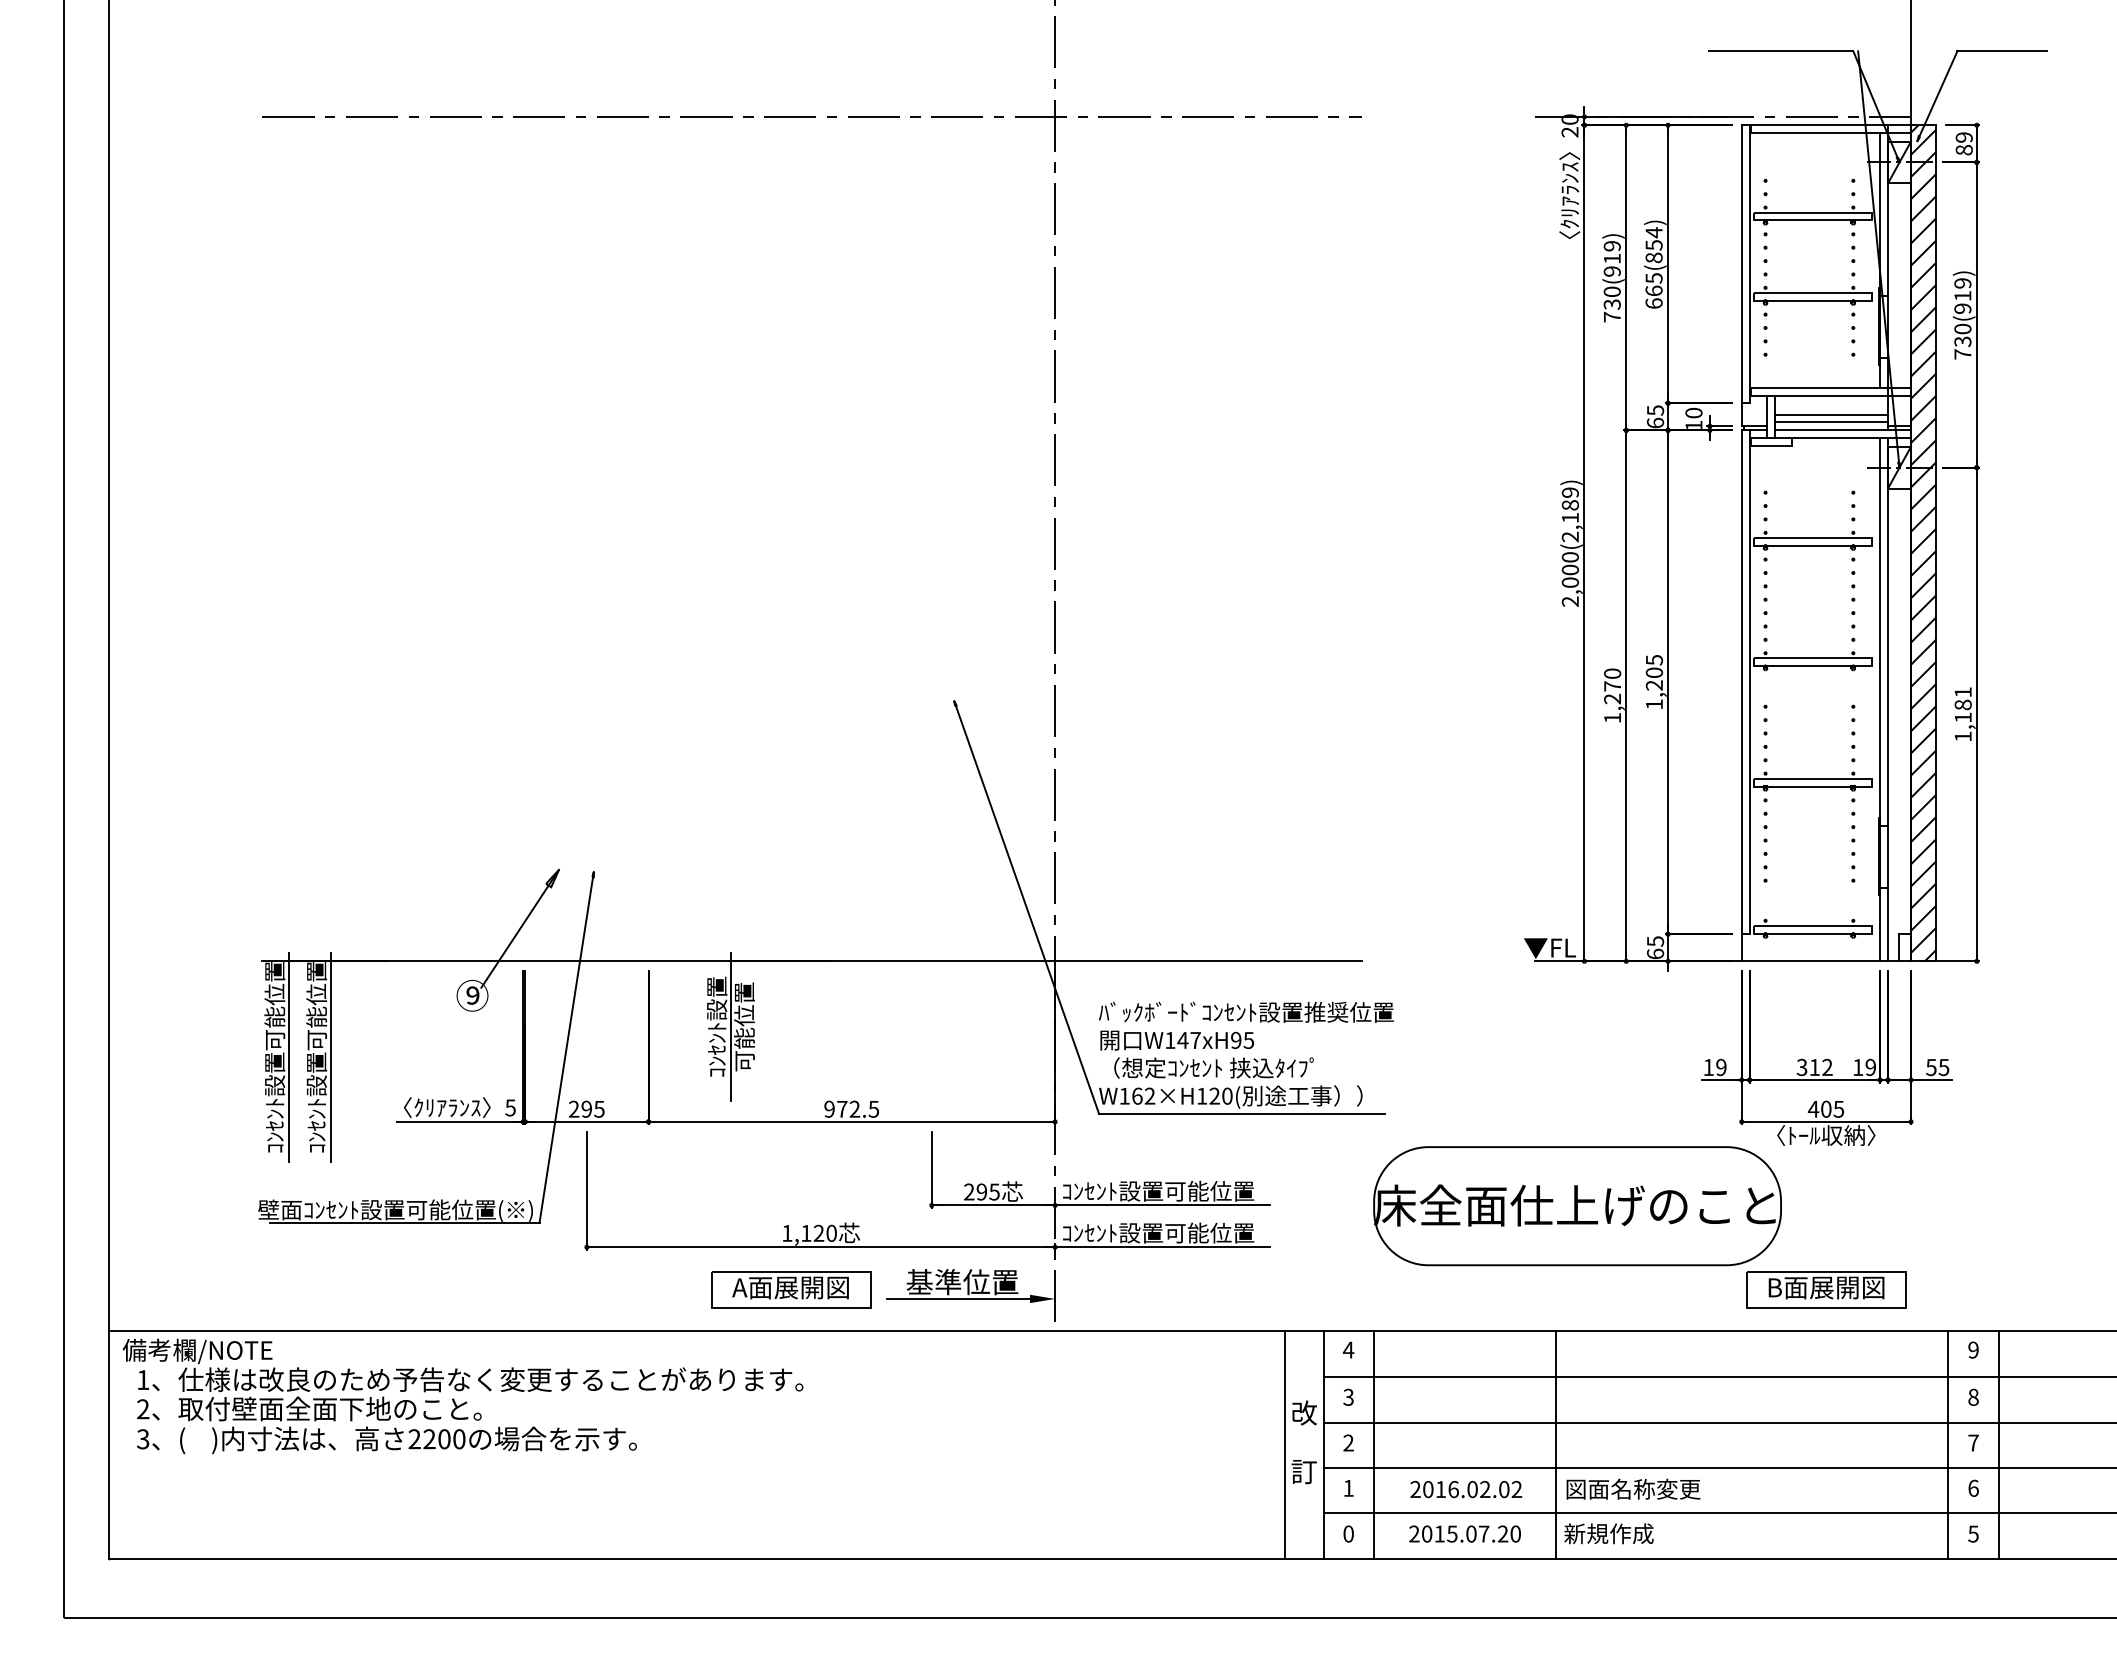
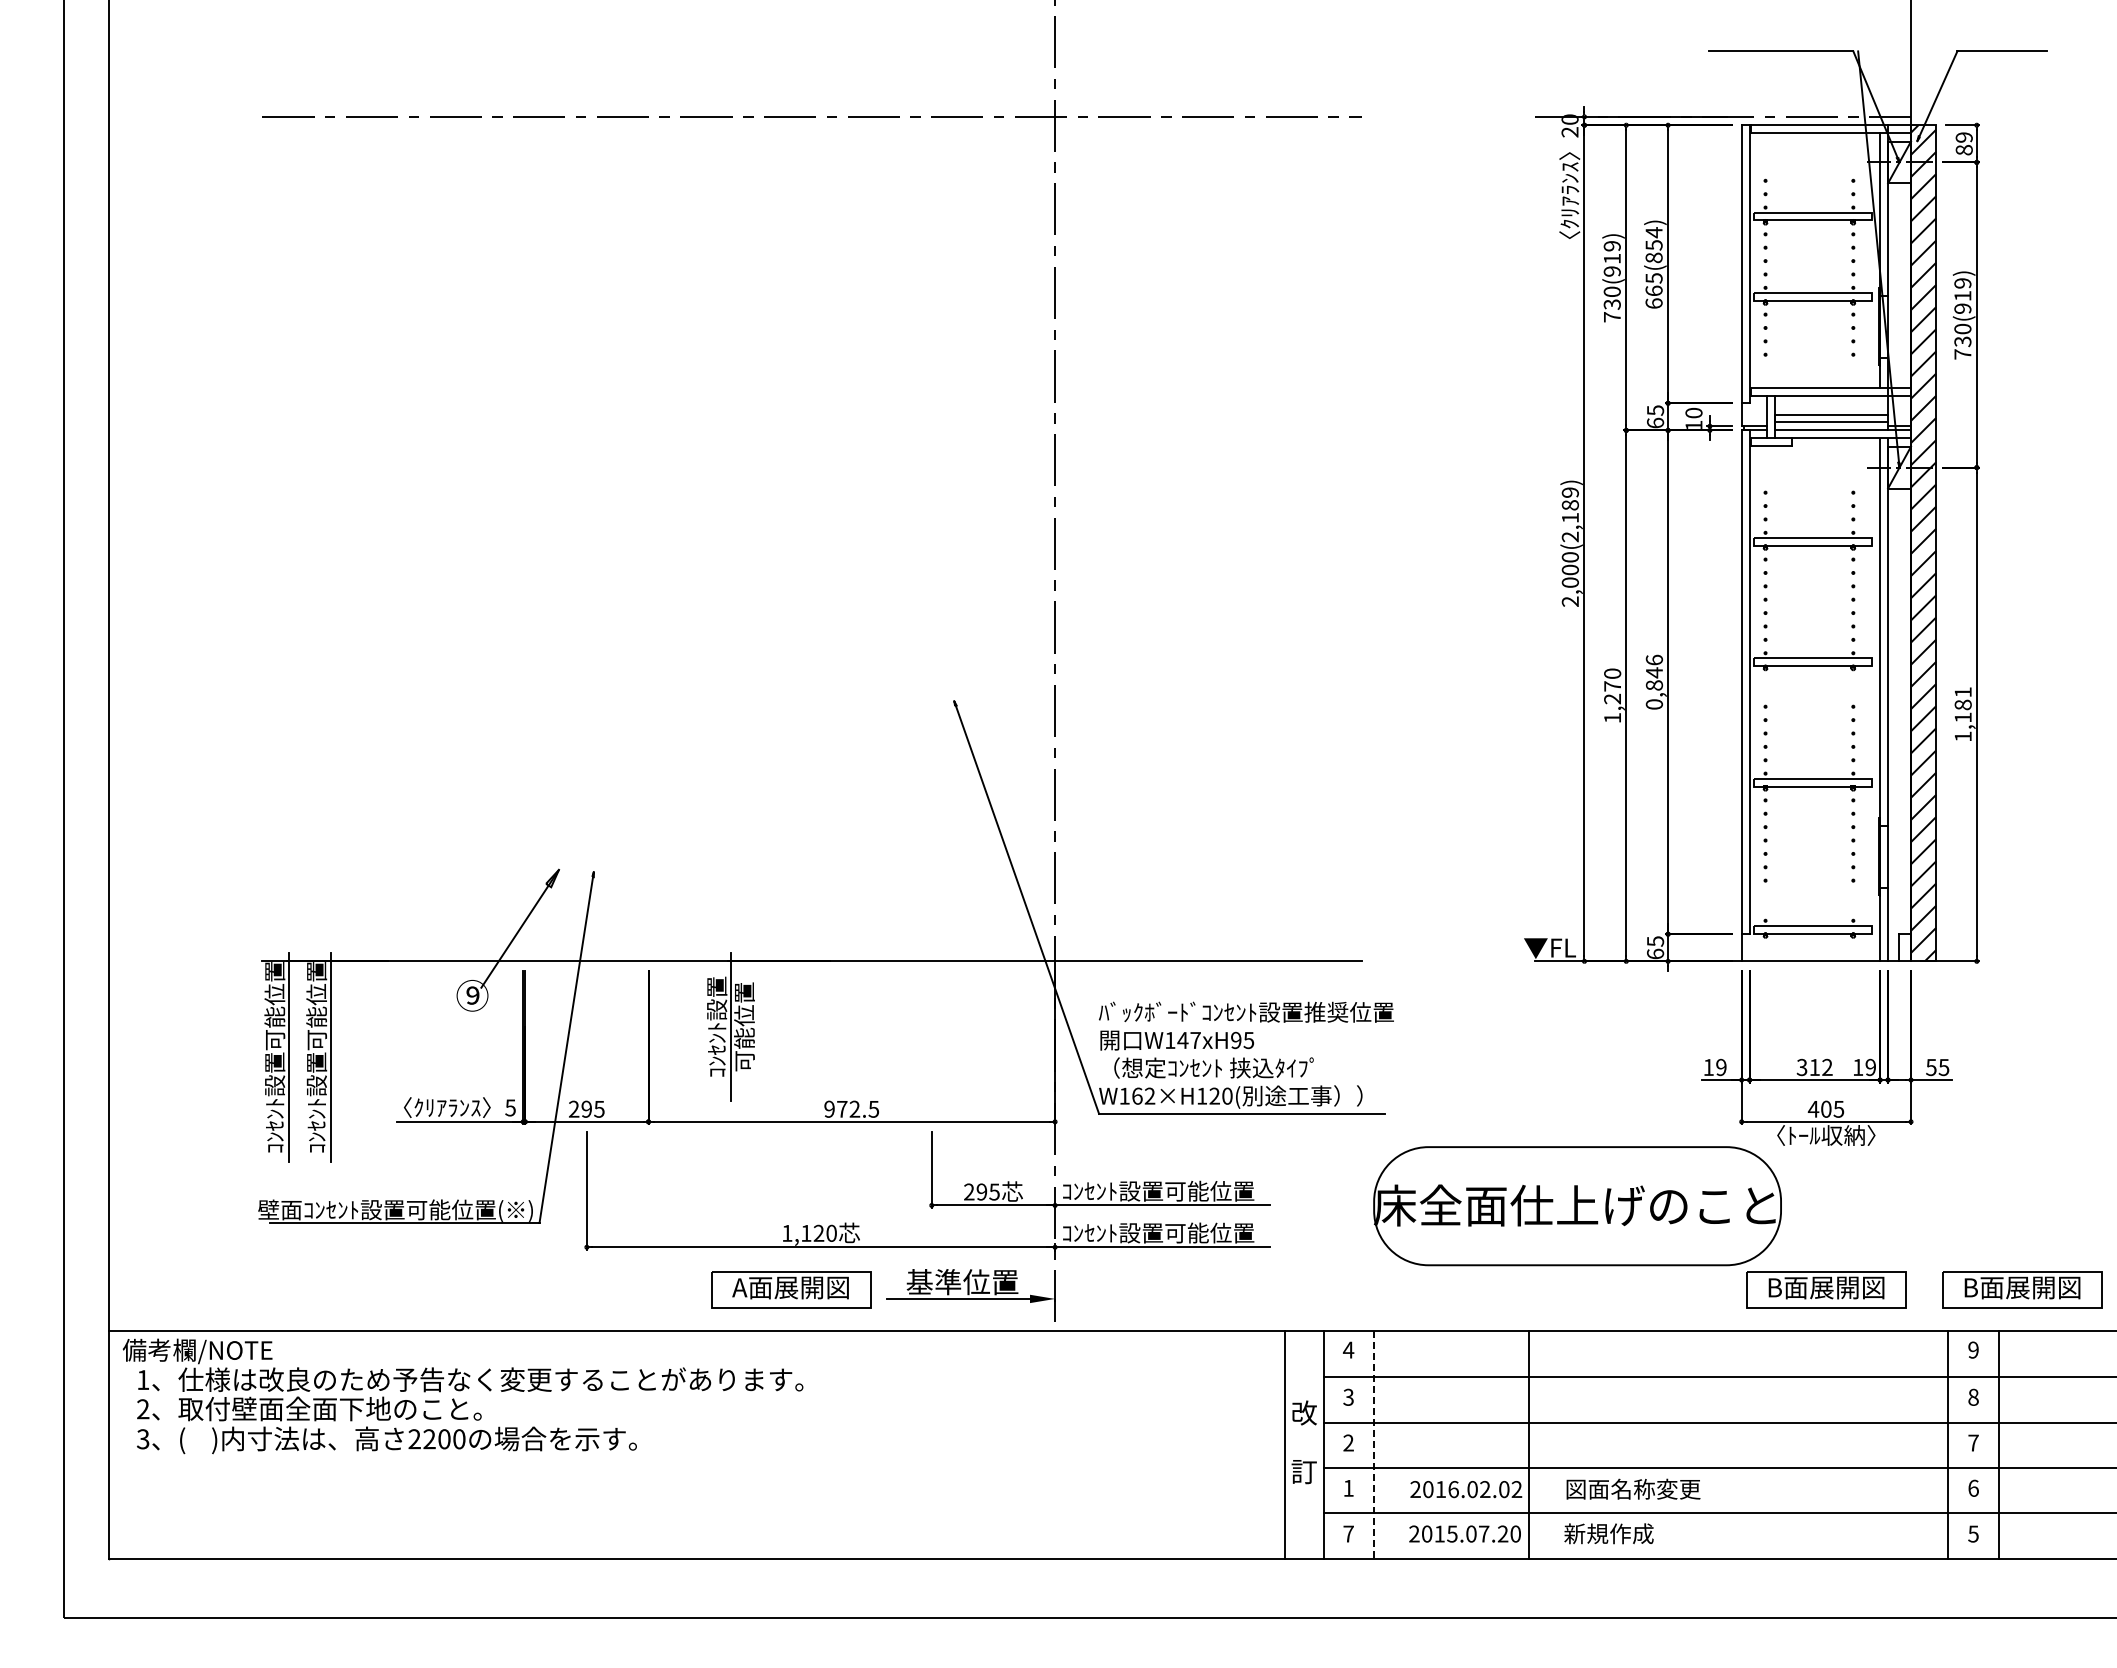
text: 1,205 -> 0,846 (1654, 681)
part: none -> present (2022, 1289)
line: solid -> dashed (1373, 1445)
line position: (1556, 1445) -> (1529, 1445) (1529, 1445)
text: 0 -> 7 (1348, 1533)
